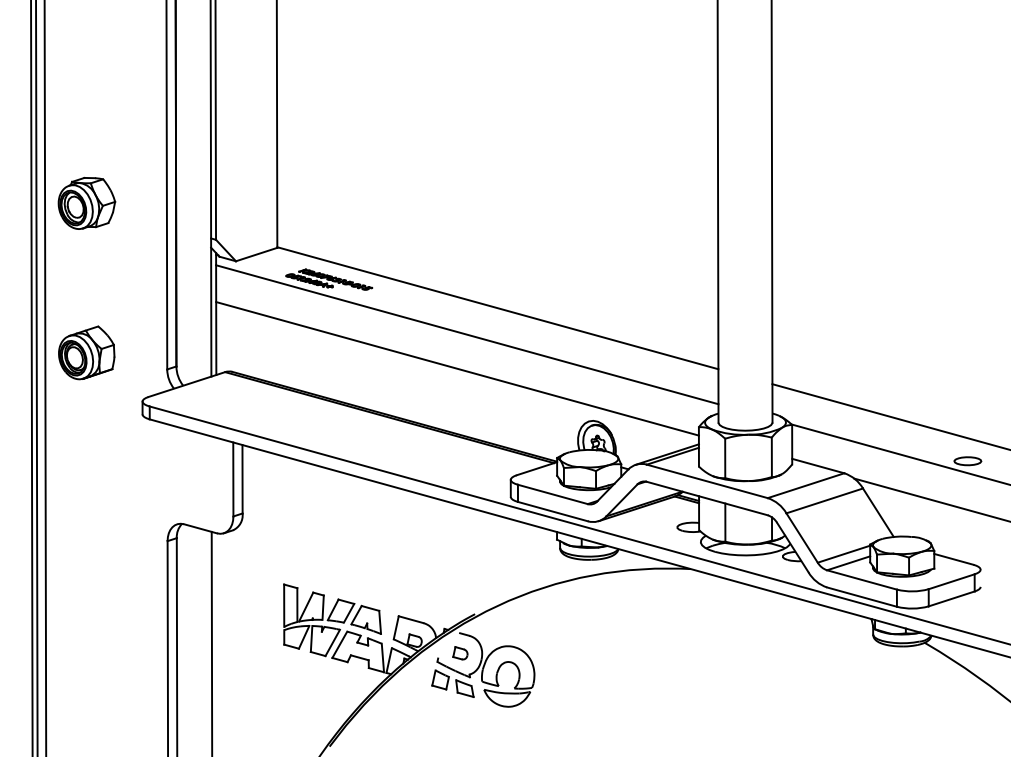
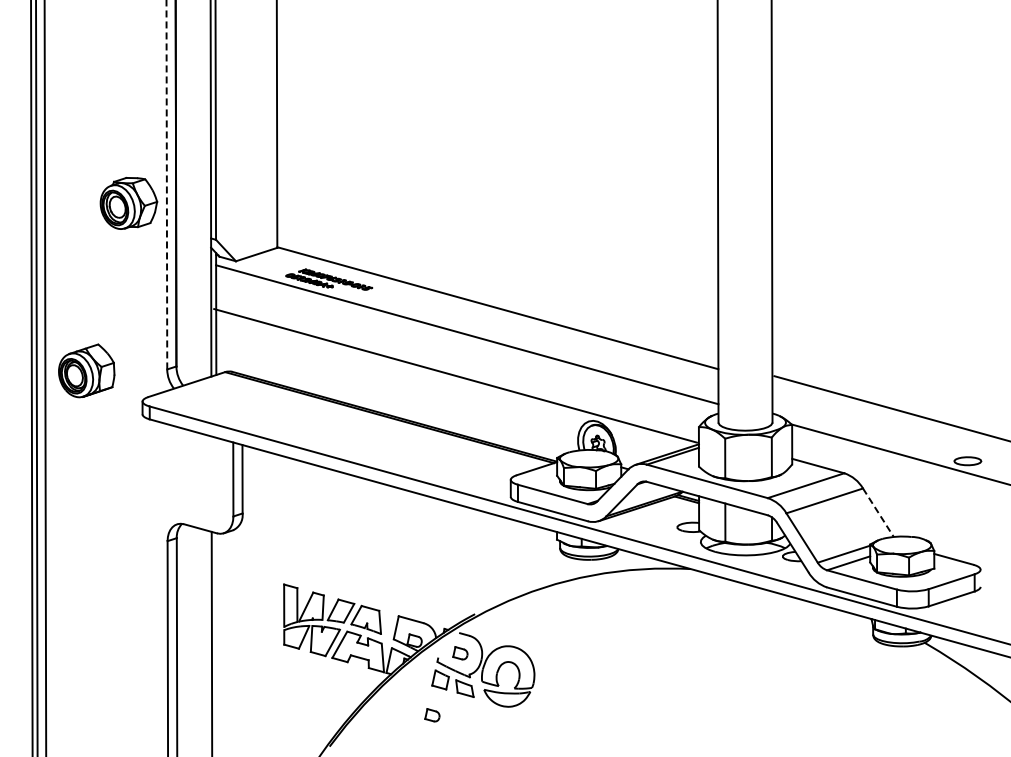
line: solid -> dashed (166, 184)
part position: (86, 202) -> (128, 202) (128, 202)
part position: (86, 352) -> (86, 370) (86, 370)
line position: (457, 368) -> (455, 375) (455, 375)
line position: (889, 416) -> (890, 408) (890, 408)
line: present -> none (930, 499)
line: solid -> dashed (878, 512)
part: none -> present (432, 715)
